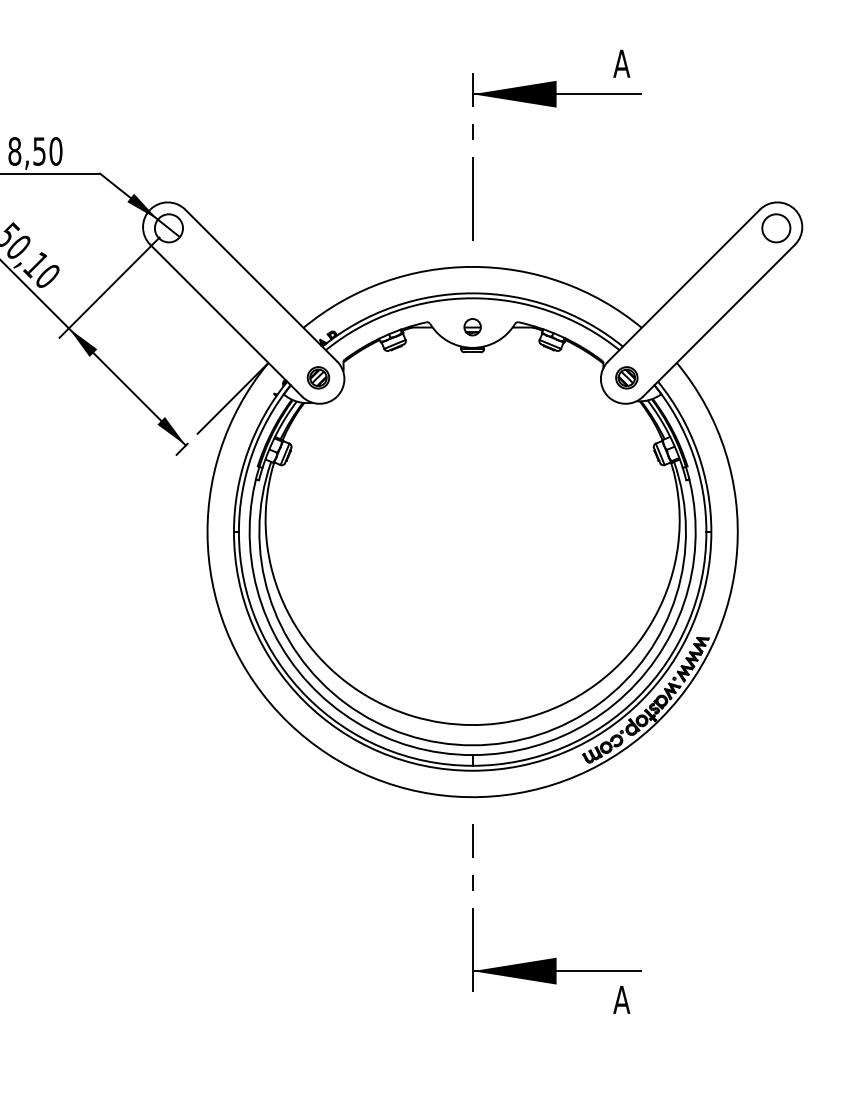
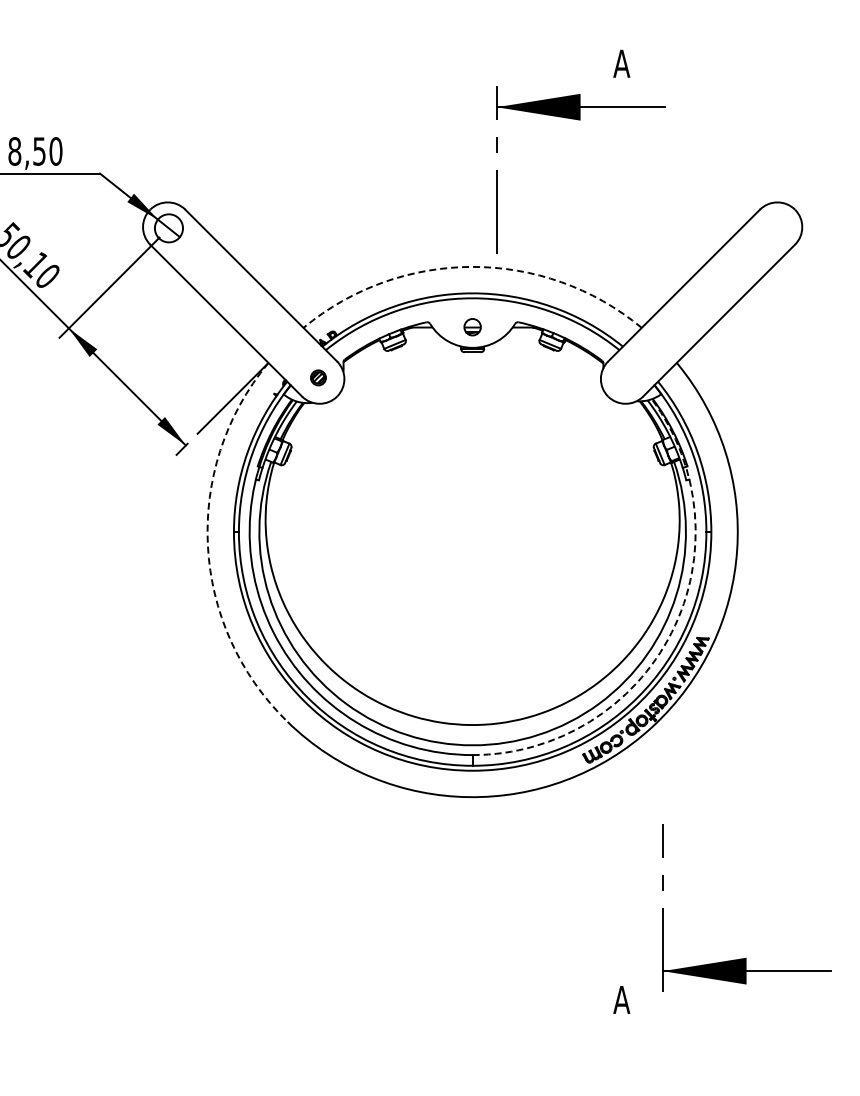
part position: (556, 107) -> (580, 120) (580, 120)
circle: present -> none (776, 228)
arc: solid -> dashed (472, 266)
part size: 25x24 px -> 17x18 px (318, 377)
part: present -> none (626, 377)
arc: solid -> dashed (207, 546)
arc: solid -> dashed (671, 632)
part position: (556, 957) -> (746, 957) (746, 957)
